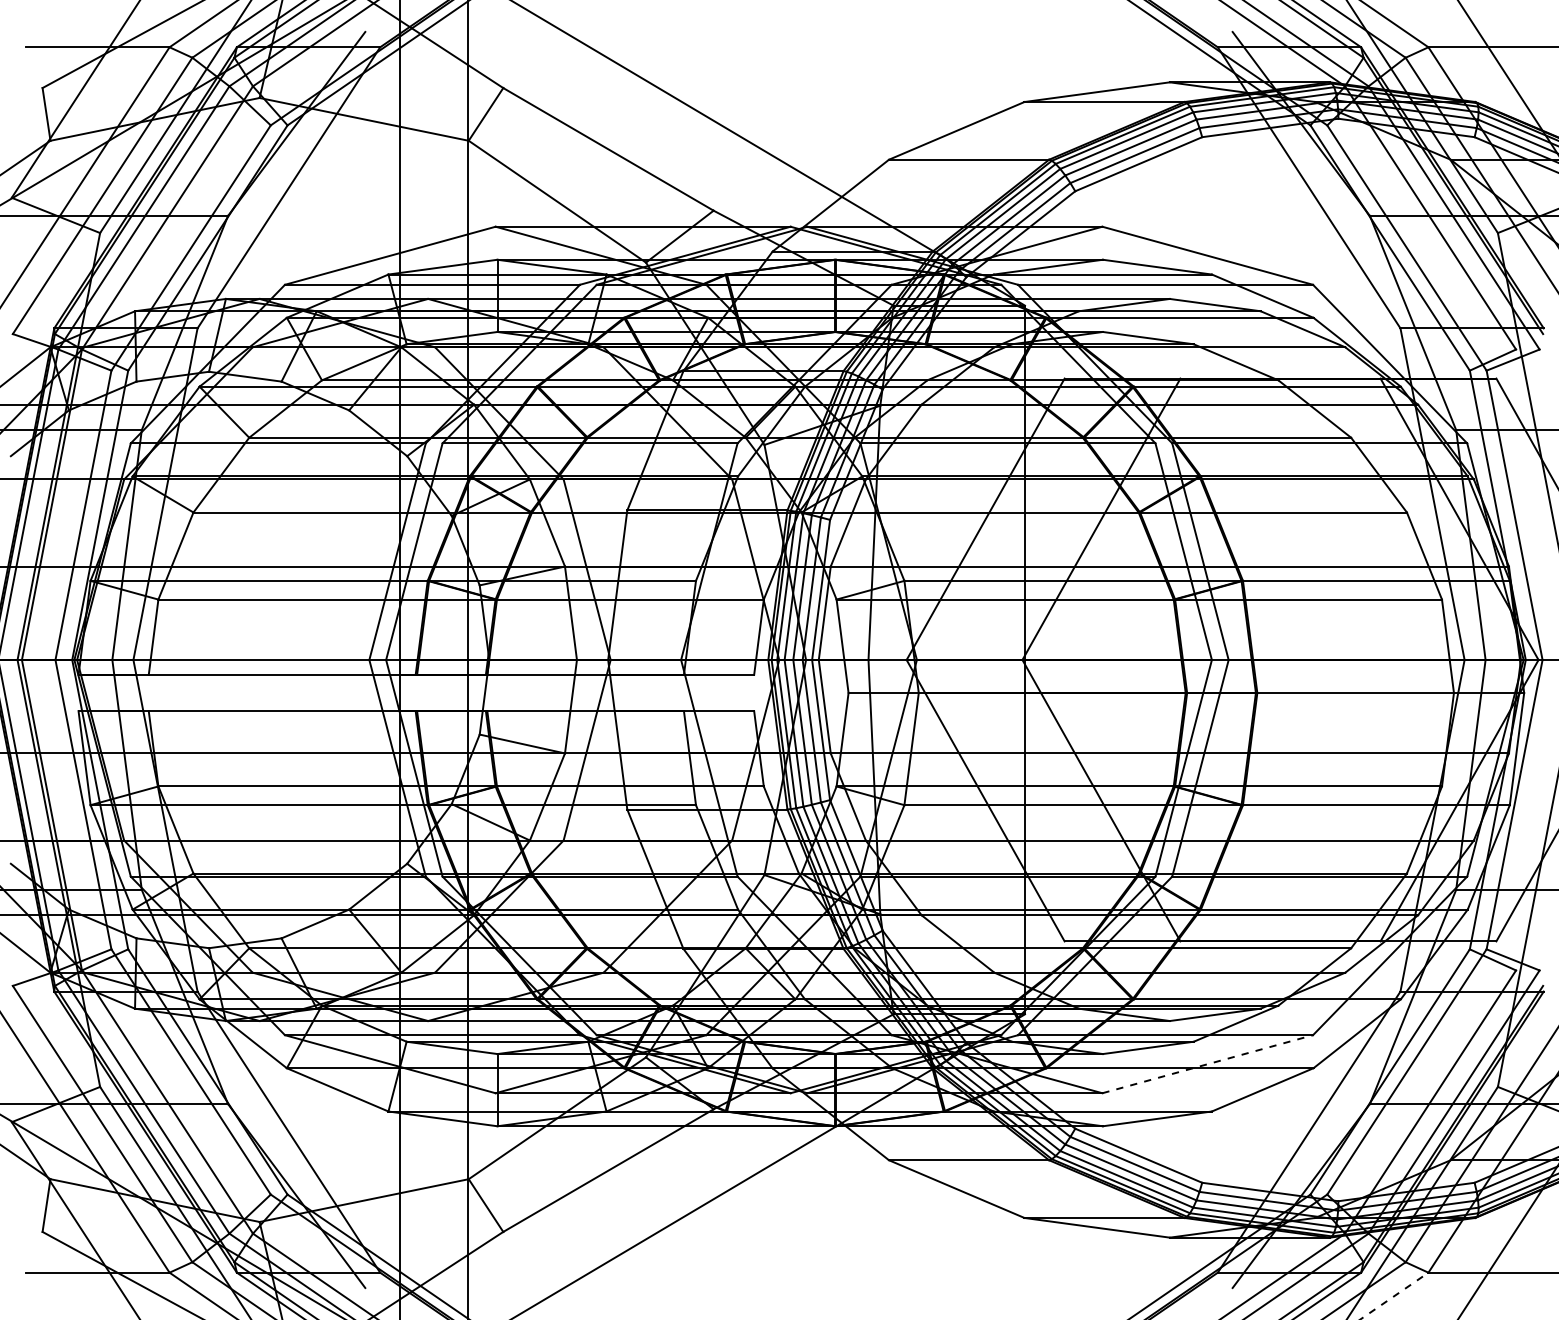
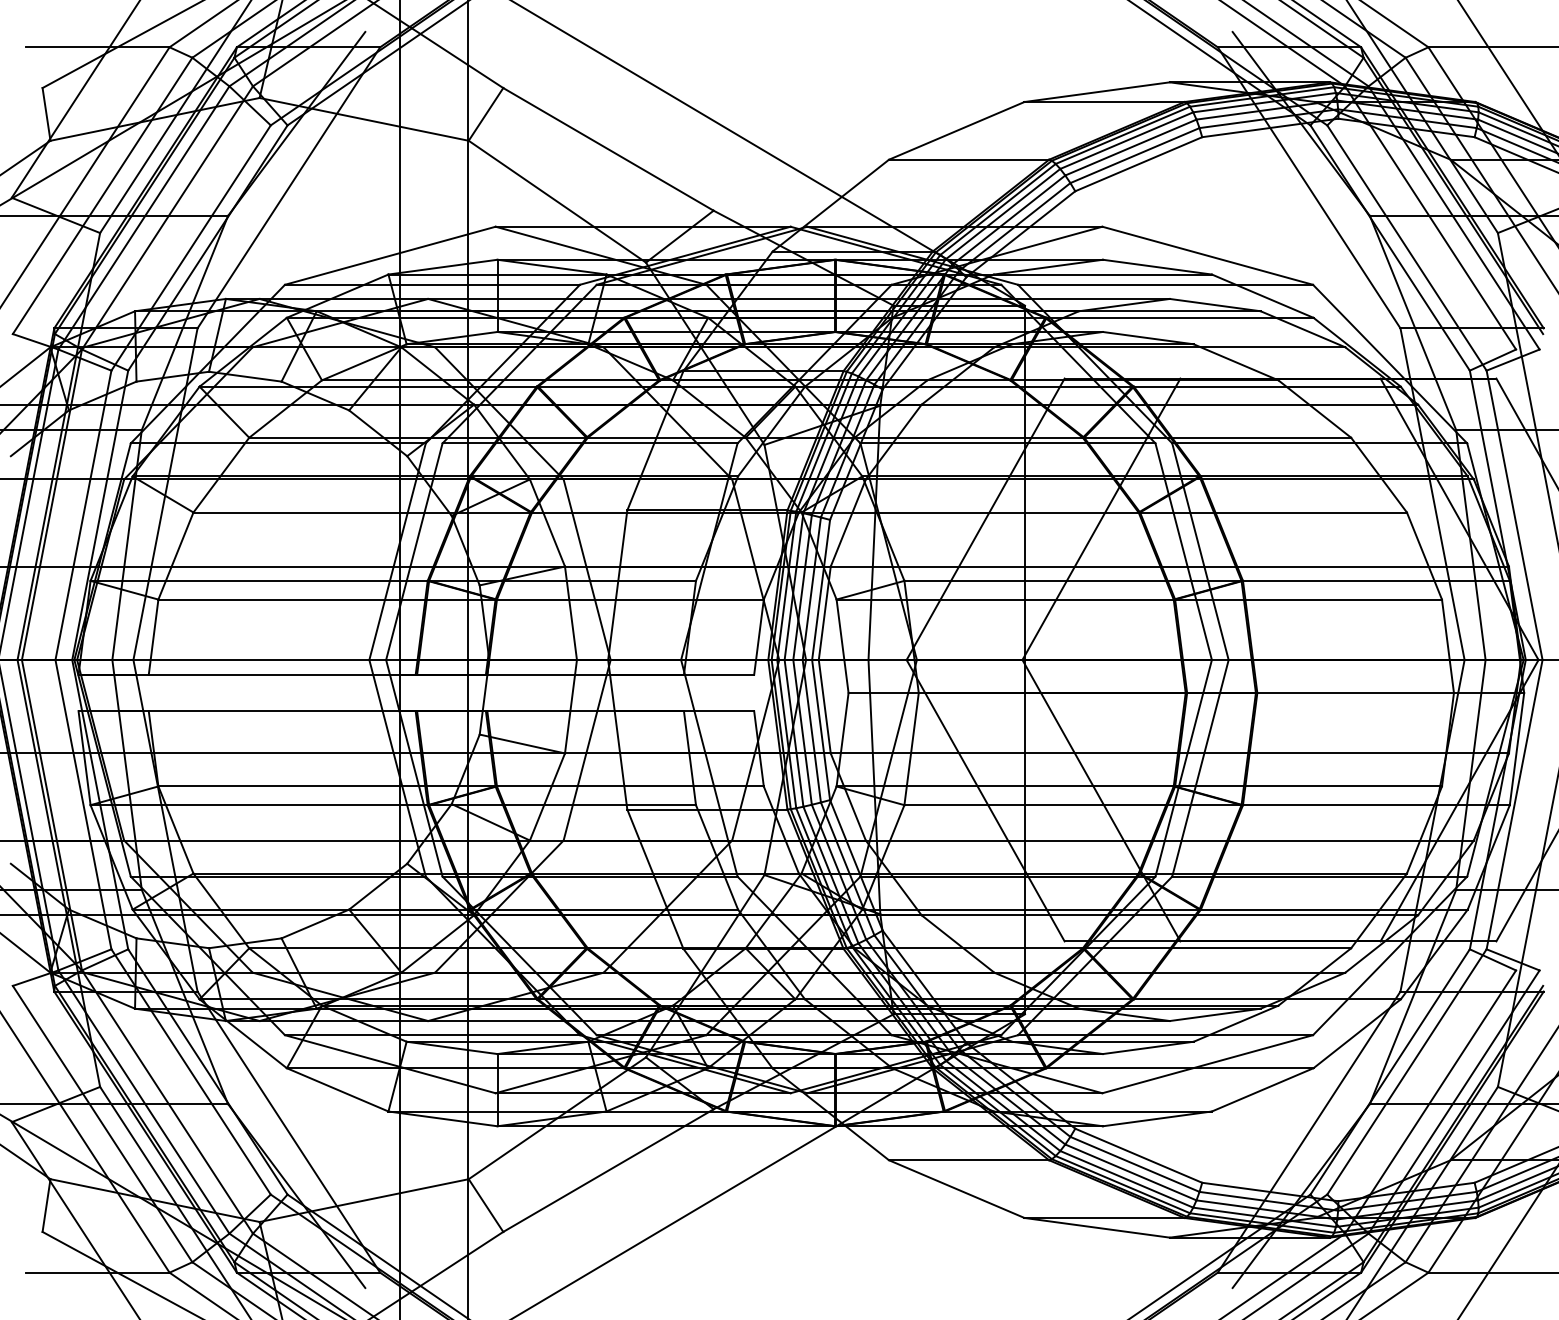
line: dashed -> solid (1208, 1064)
line: dashed -> solid (1394, 1295)
